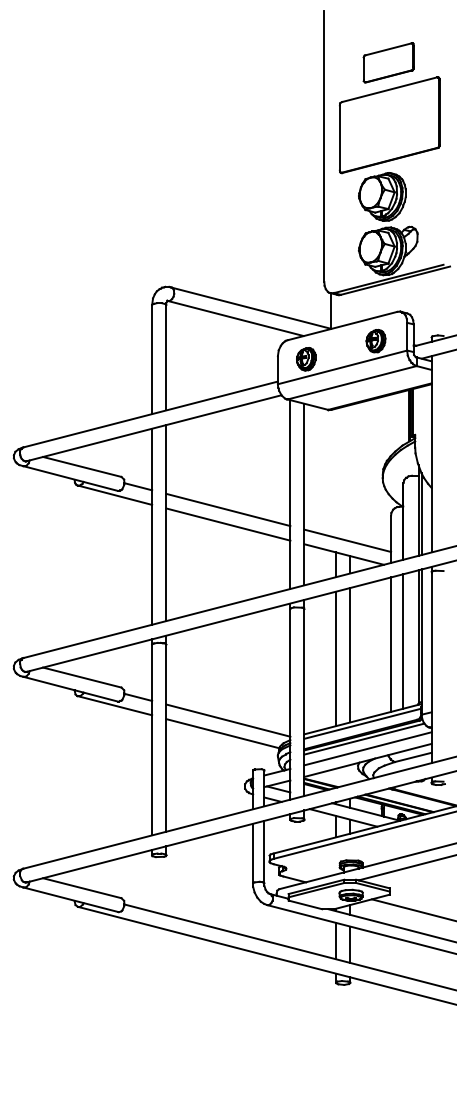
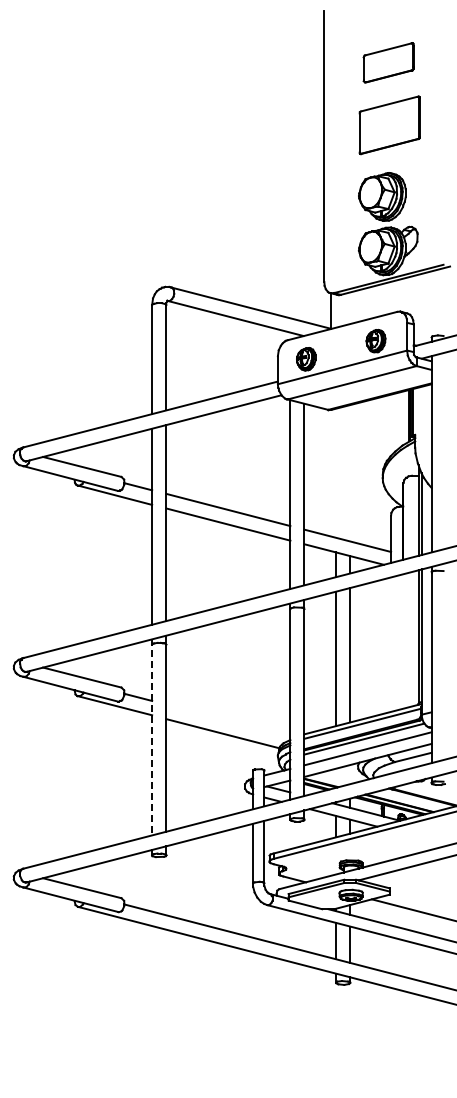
part size: 103x99 px -> 63x61 px (389, 125)
line: present -> none (403, 641)
line: present -> none (391, 644)
line: present -> none (228, 720)
line: solid -> dashed (152, 737)
